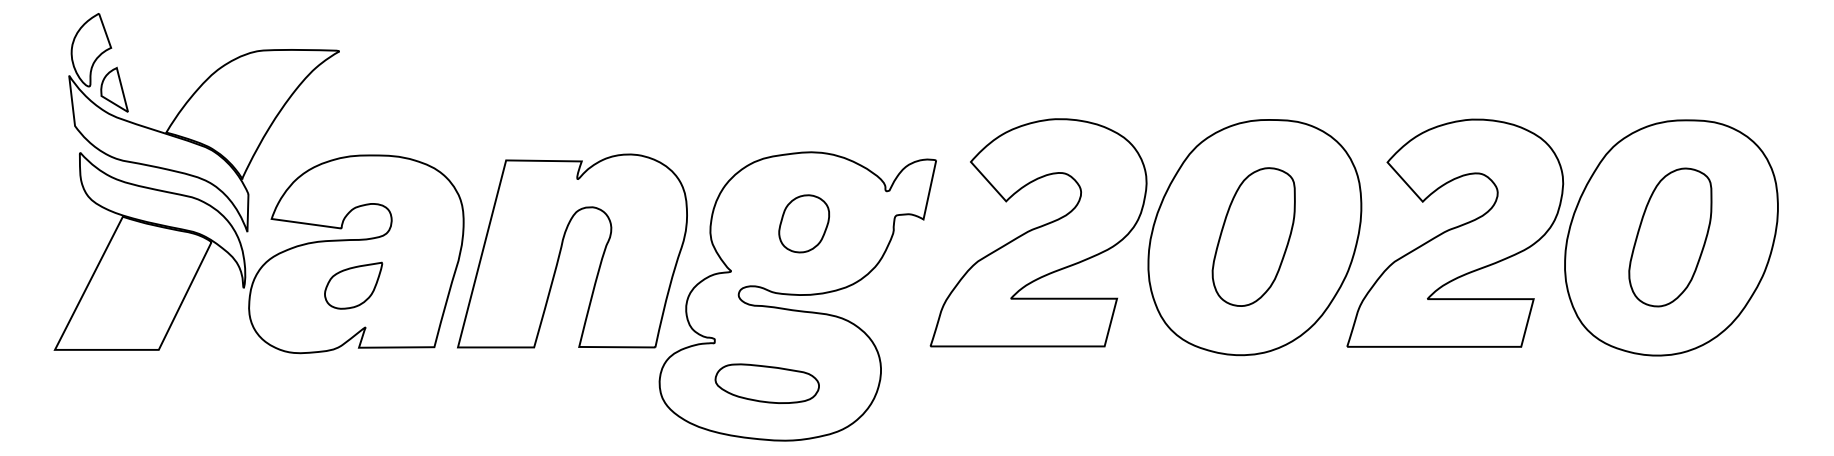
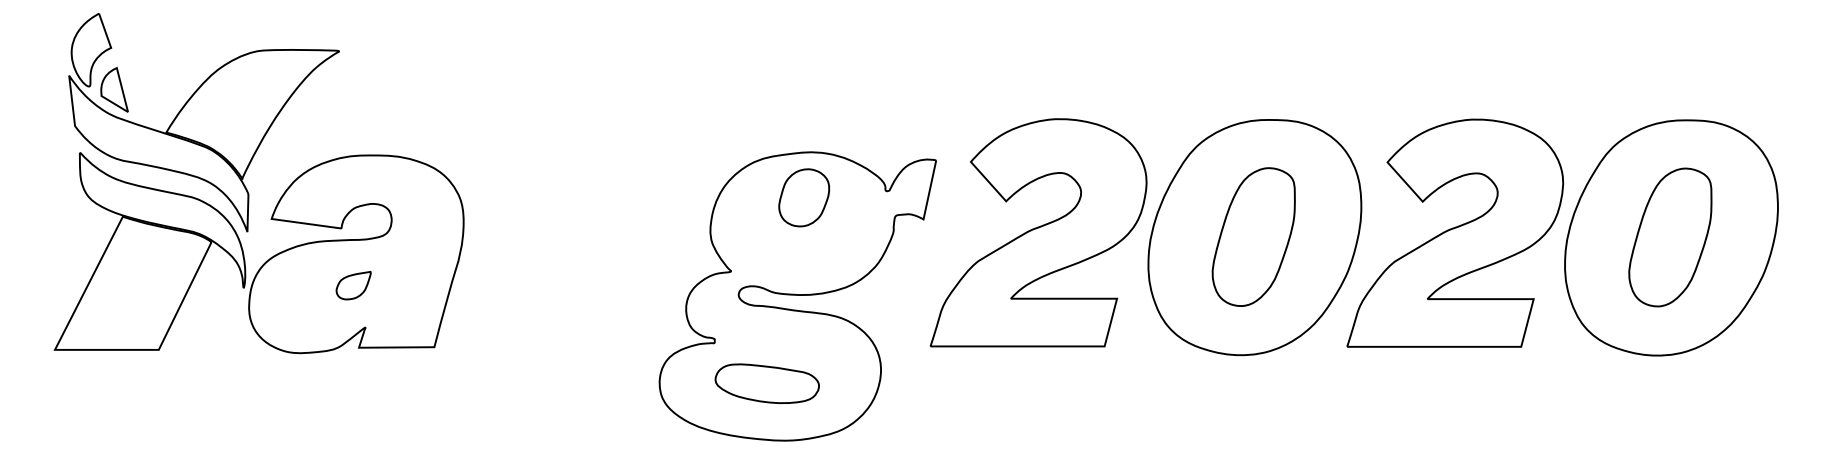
part position: (804, 223) -> (804, 197) (804, 197)
part: present -> none (562, 247)
part size: 60x49 px -> 37x30 px (353, 285)
